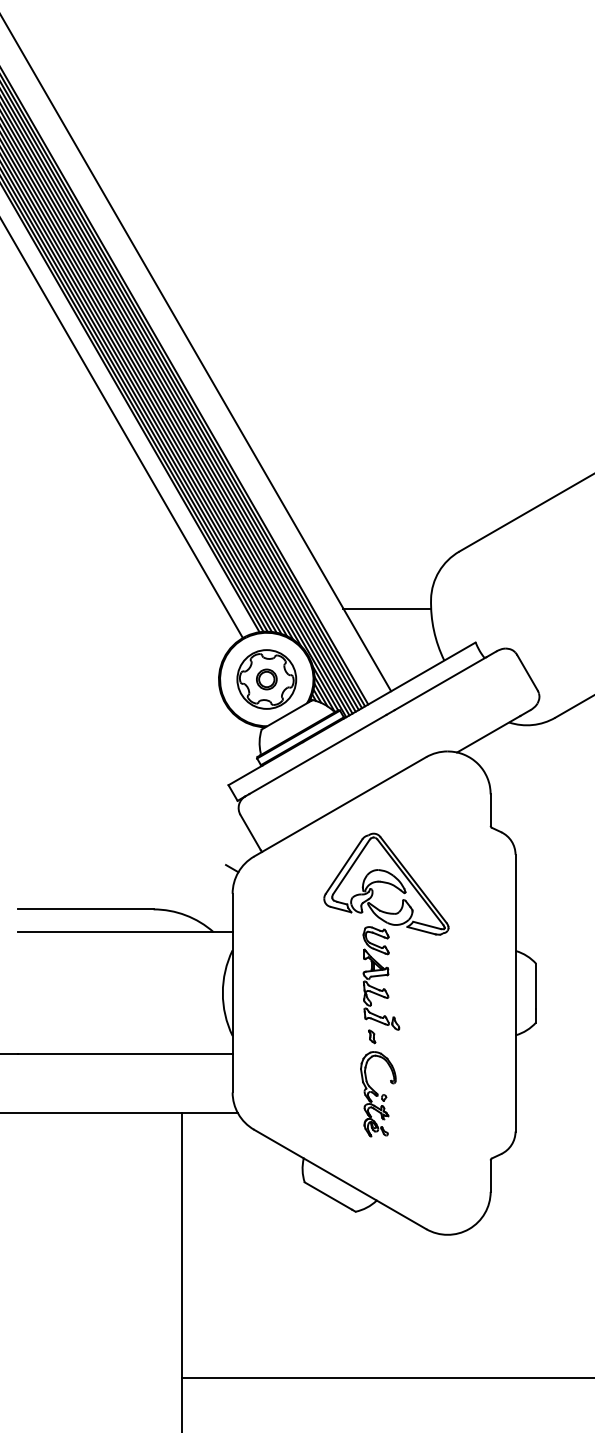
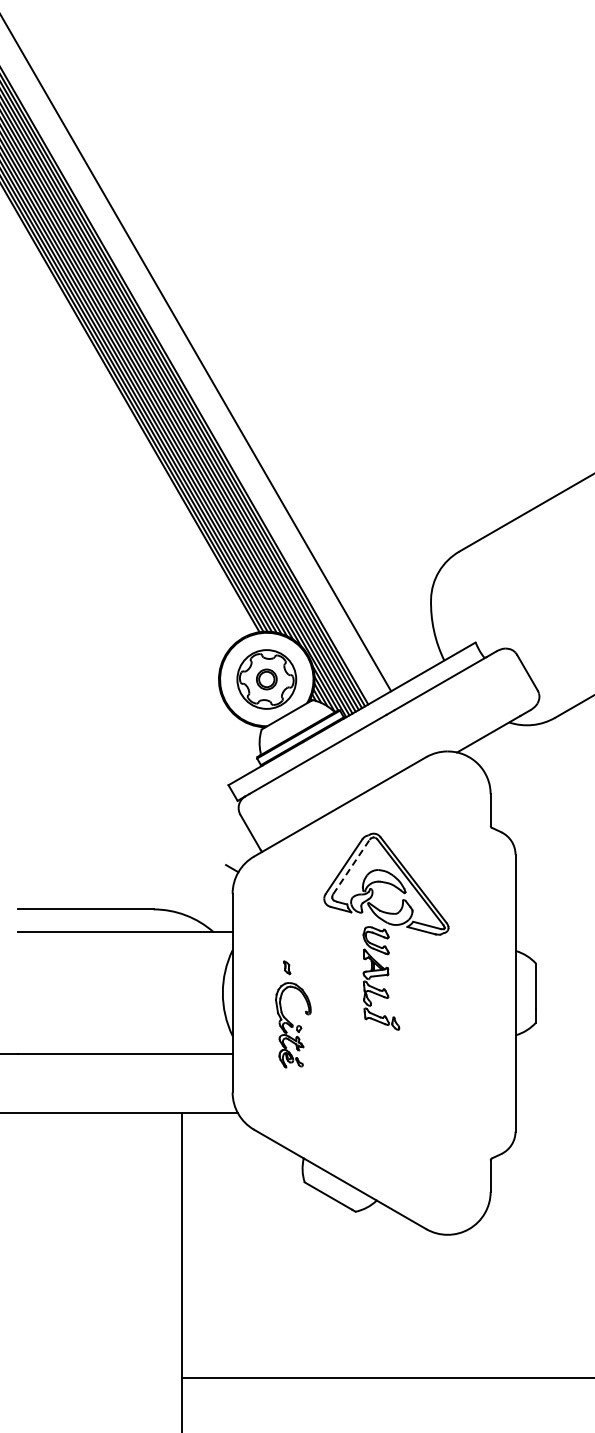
line: present -> none (122, 429)
line: present -> none (387, 608)
line: solid -> dashed (351, 867)
part position: (372, 1088) -> (287, 1019) (287, 1019)
